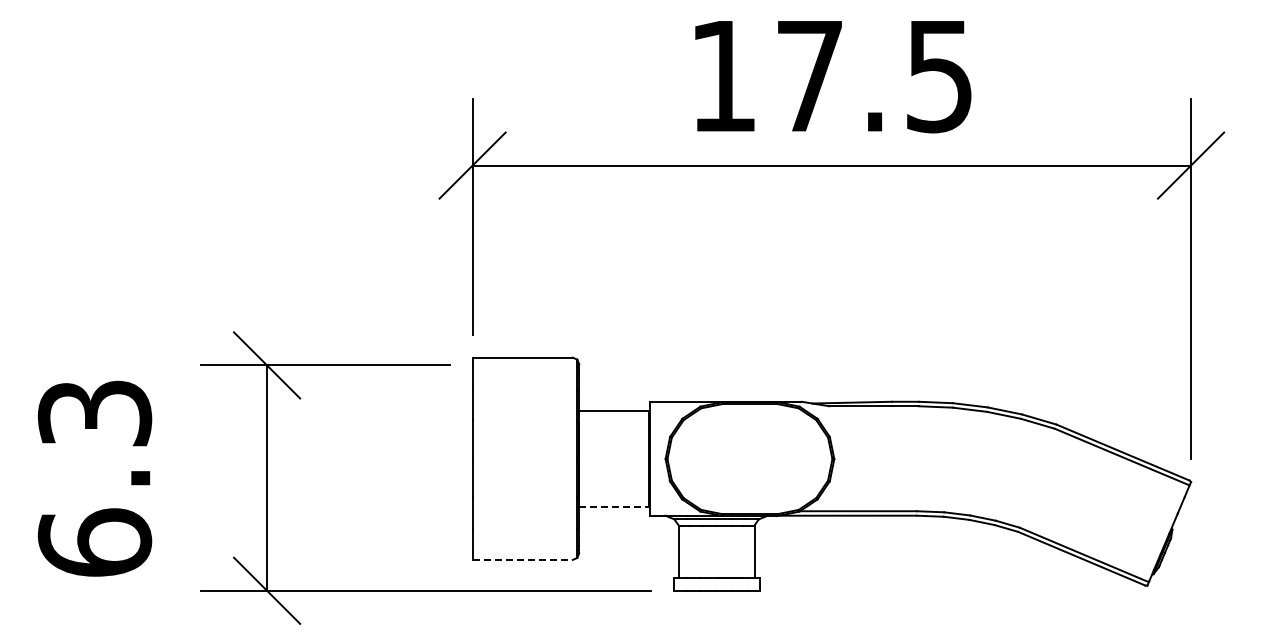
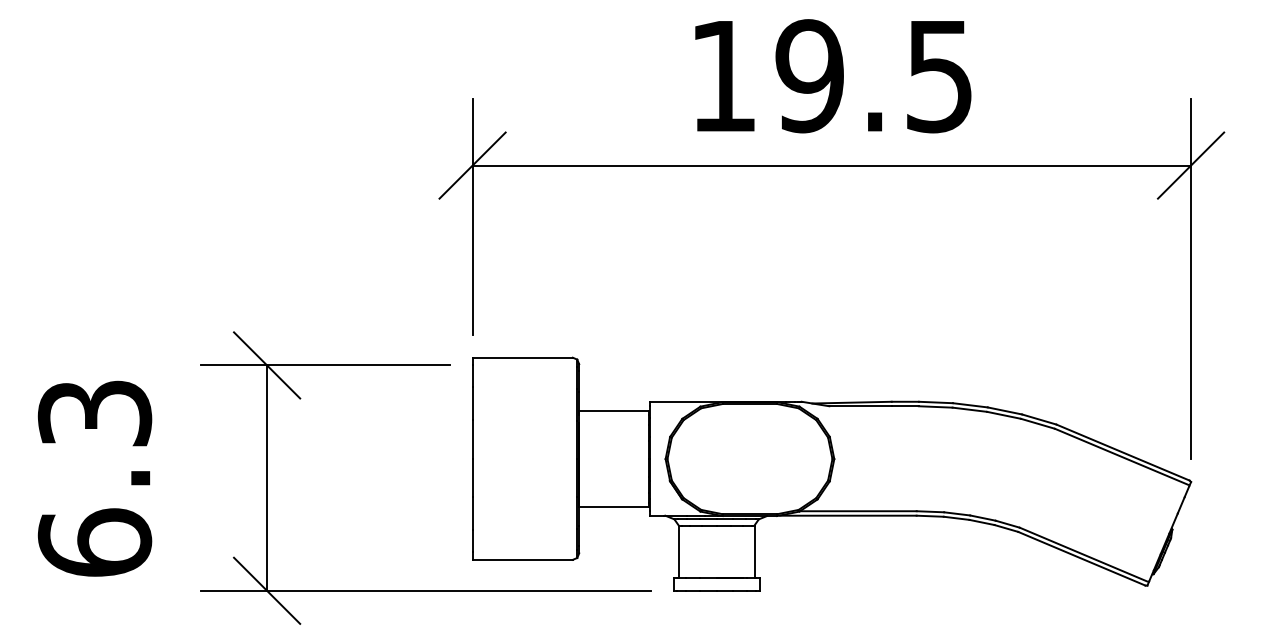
text: 17.5 -> 19.5 (809, 76)
line: dashed -> solid (614, 506)
line: dashed -> solid (523, 559)
